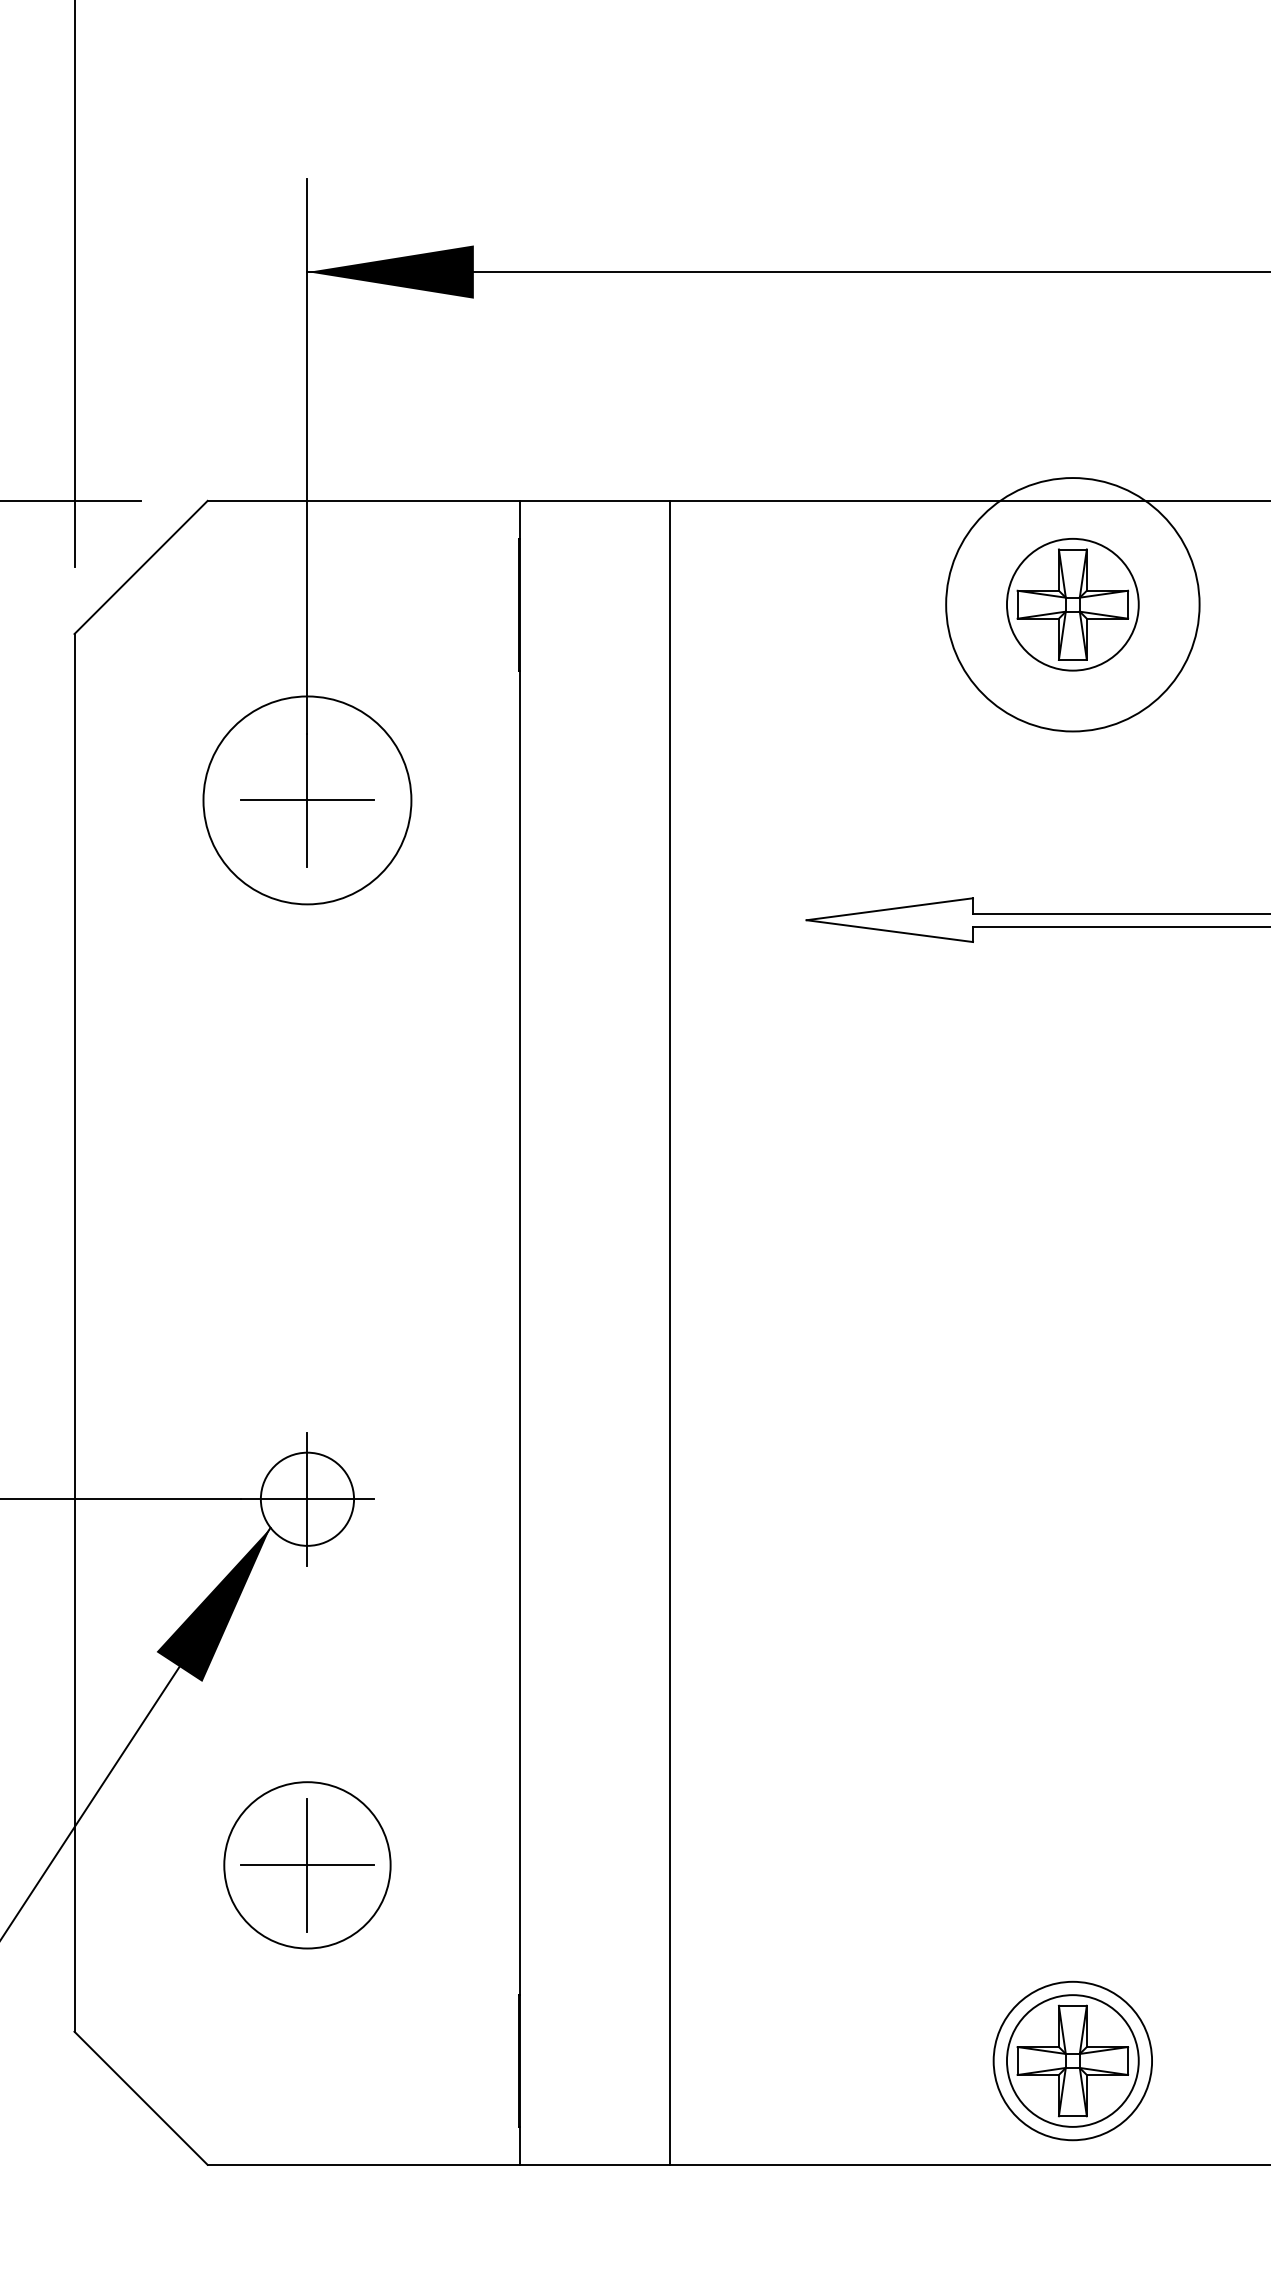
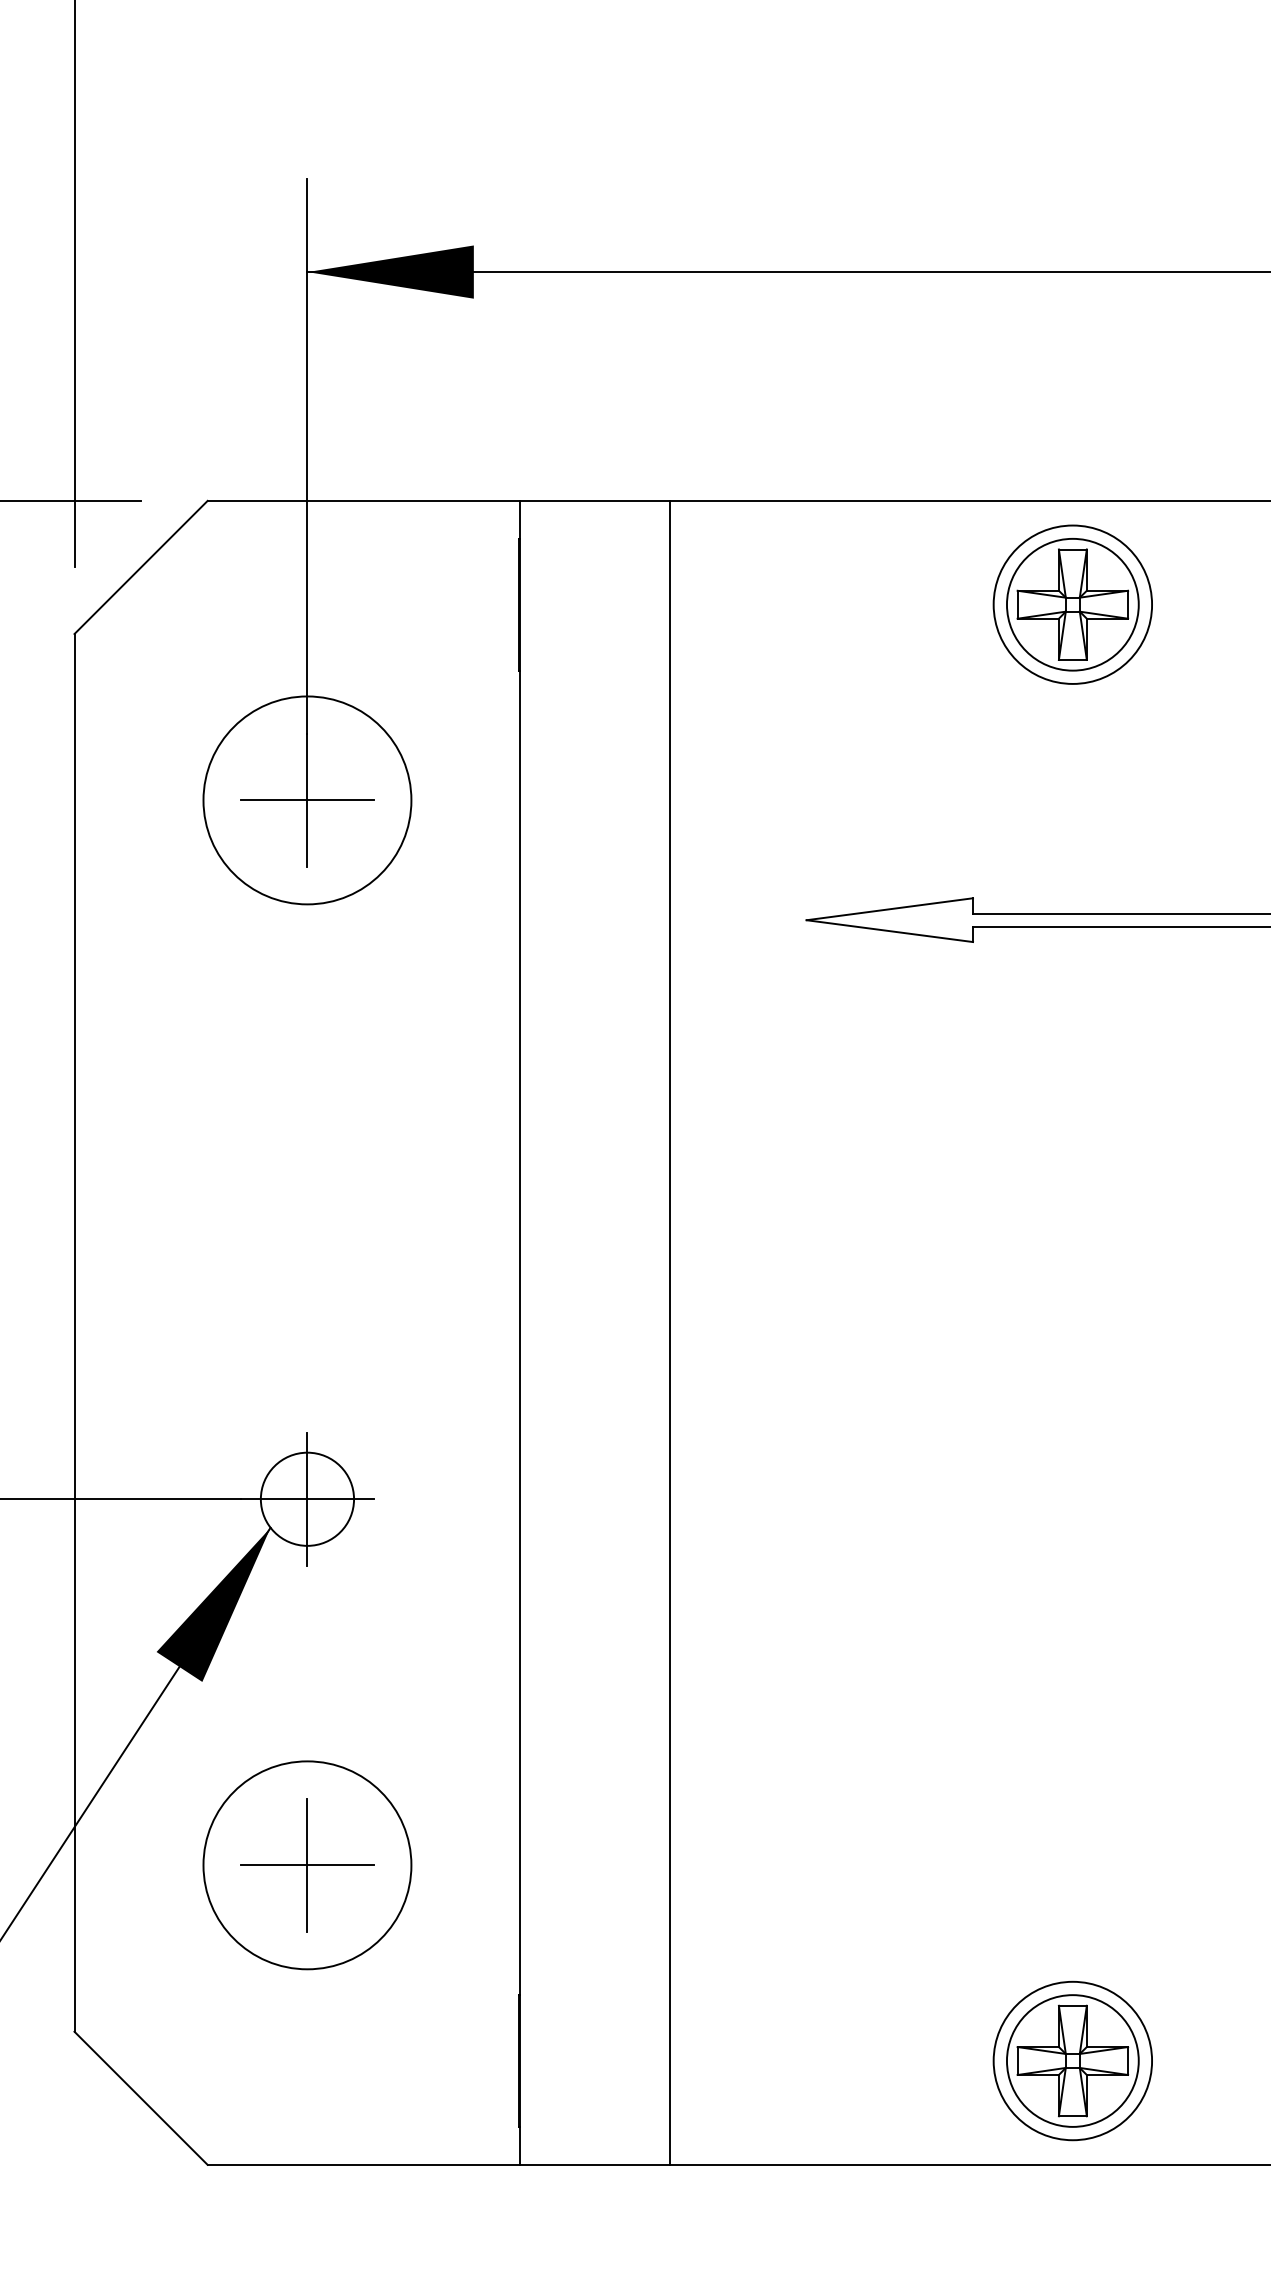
circle diameter: 253 px -> 158 px (1072, 604)
circle diameter: 166 px -> 208 px (307, 1865)
